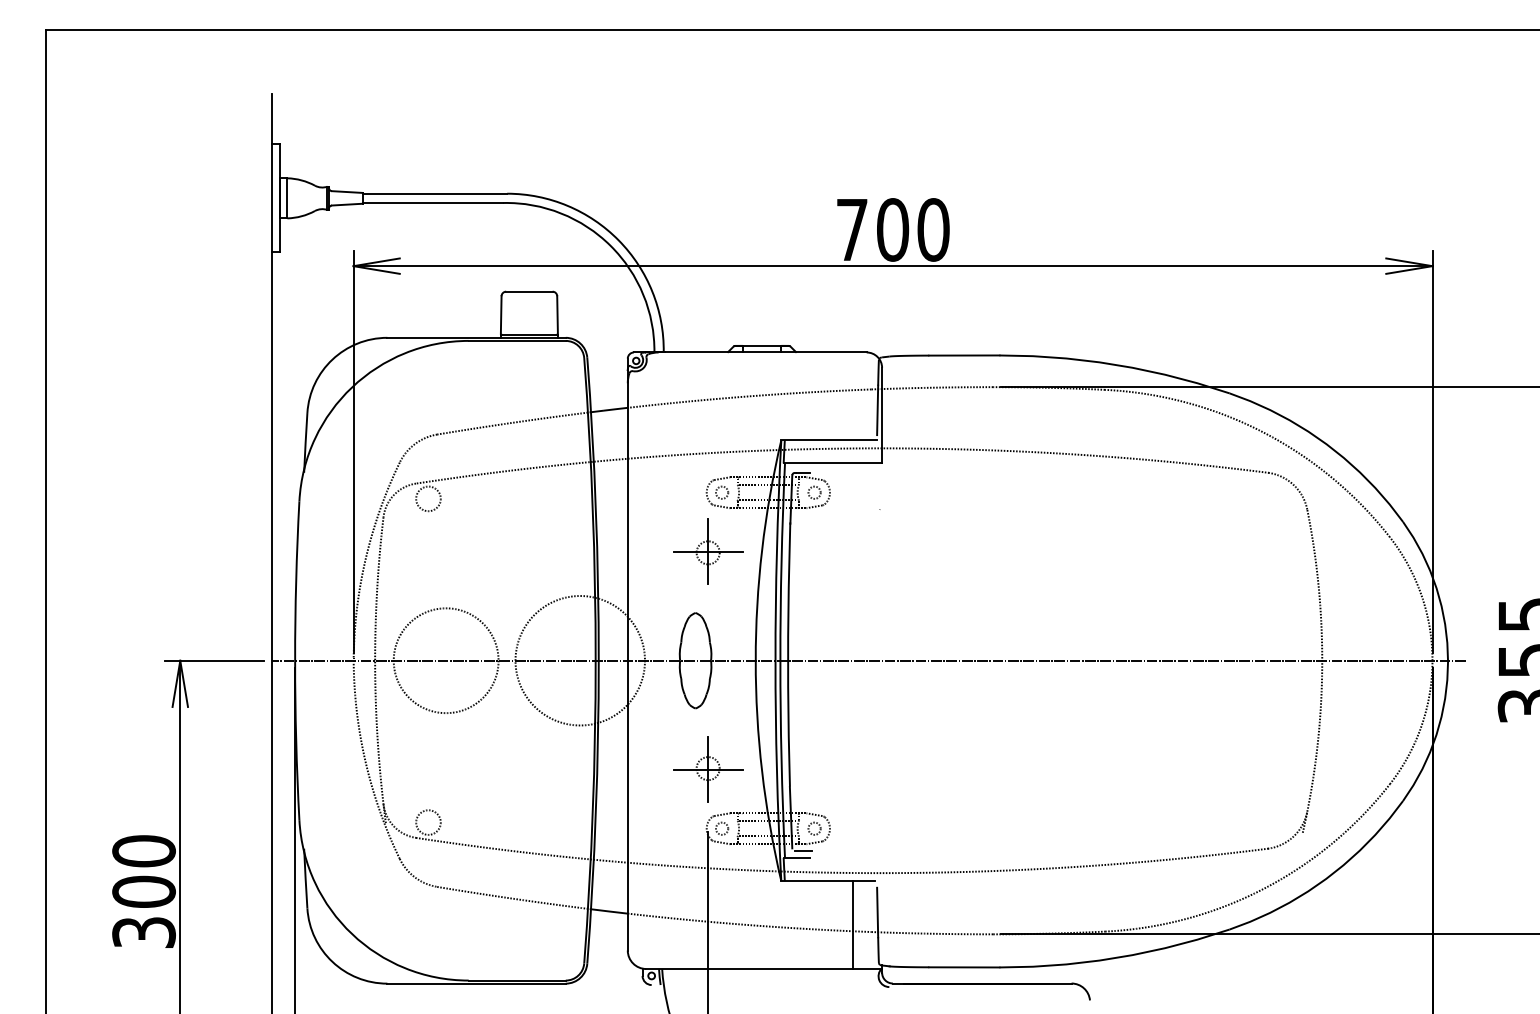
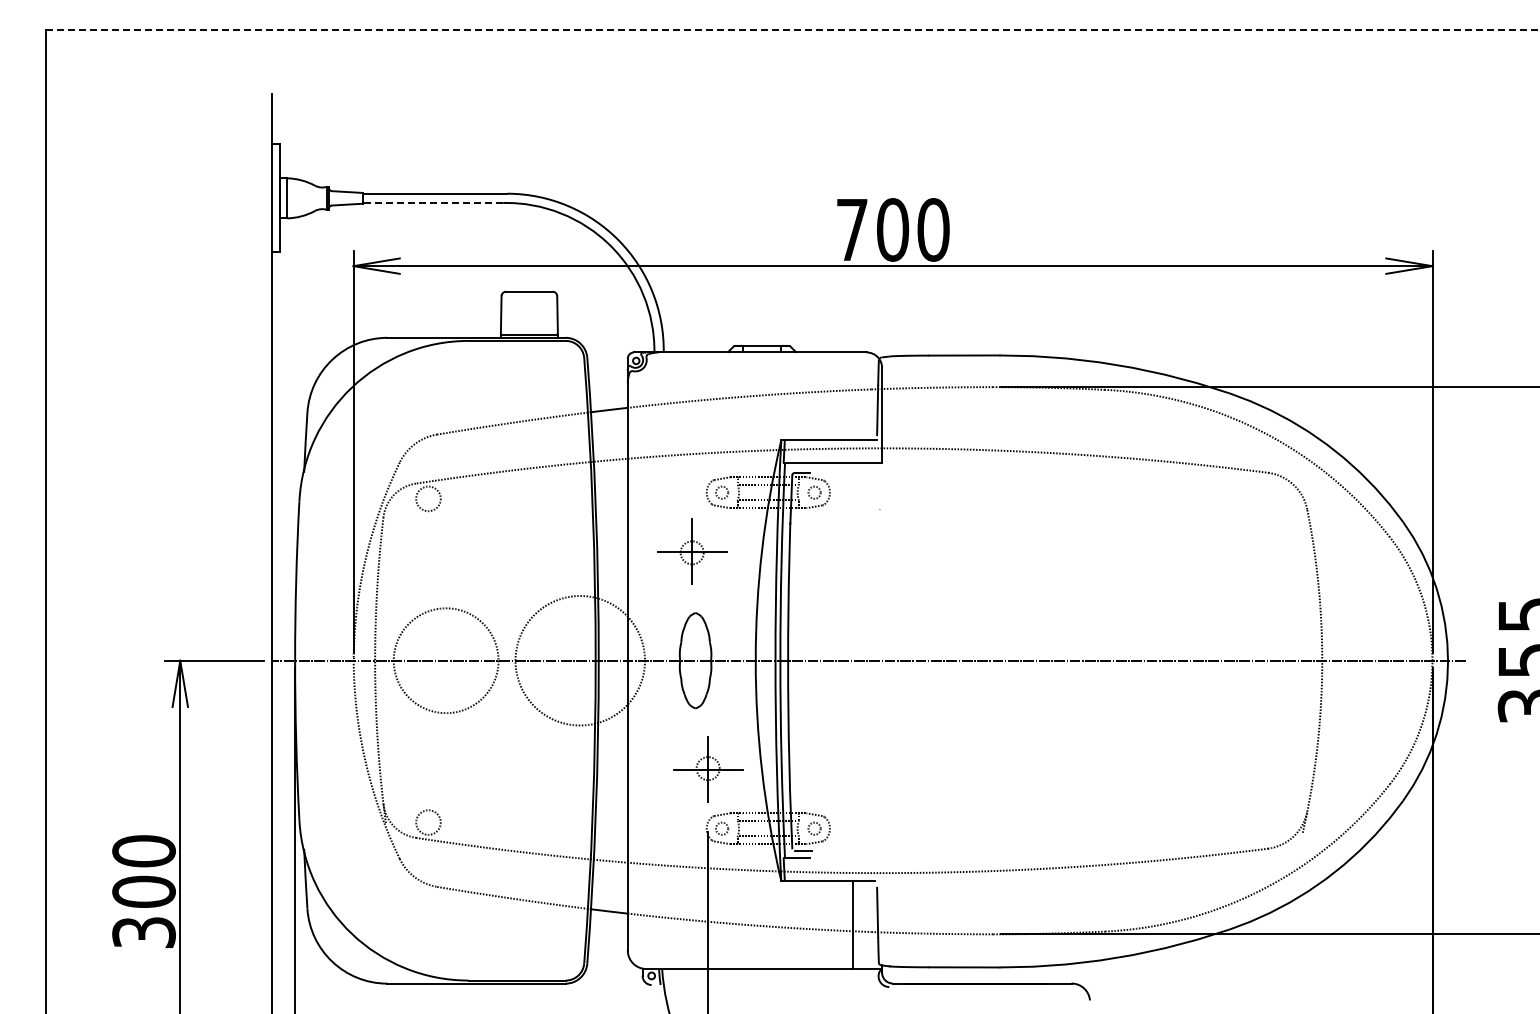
line: solid -> dashed (792, 30)
line: solid -> dashed (432, 202)
part position: (708, 551) -> (692, 551) (692, 551)
